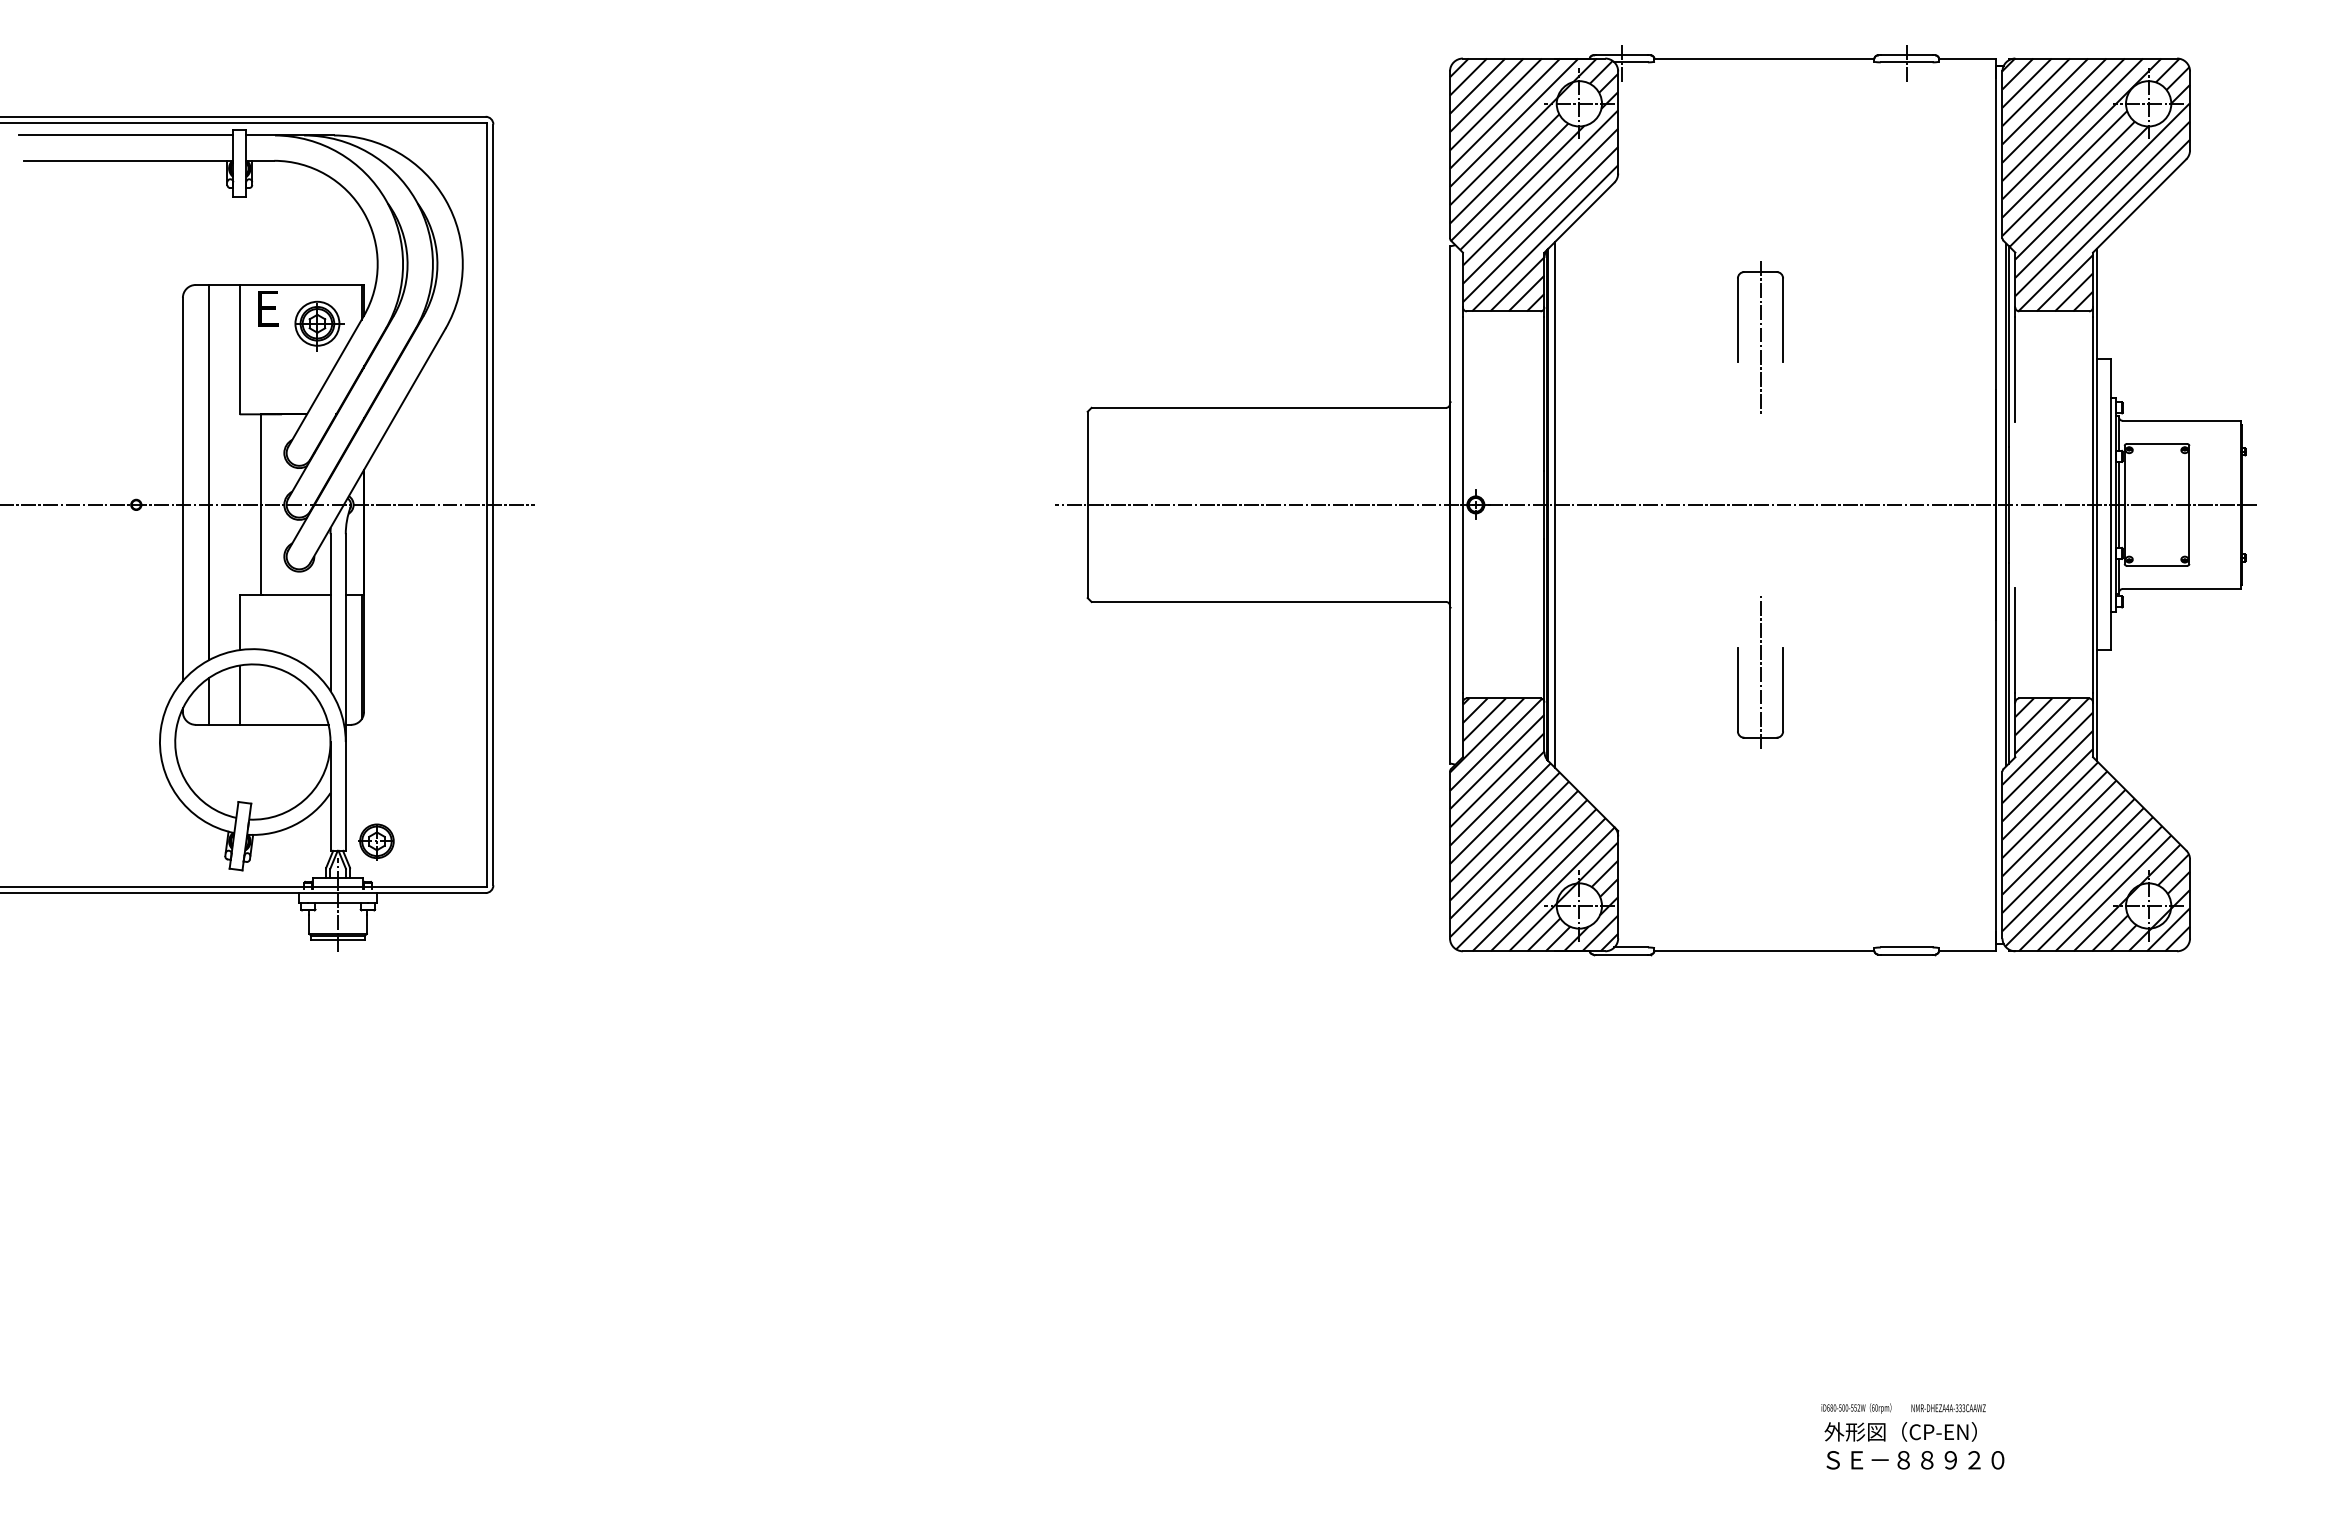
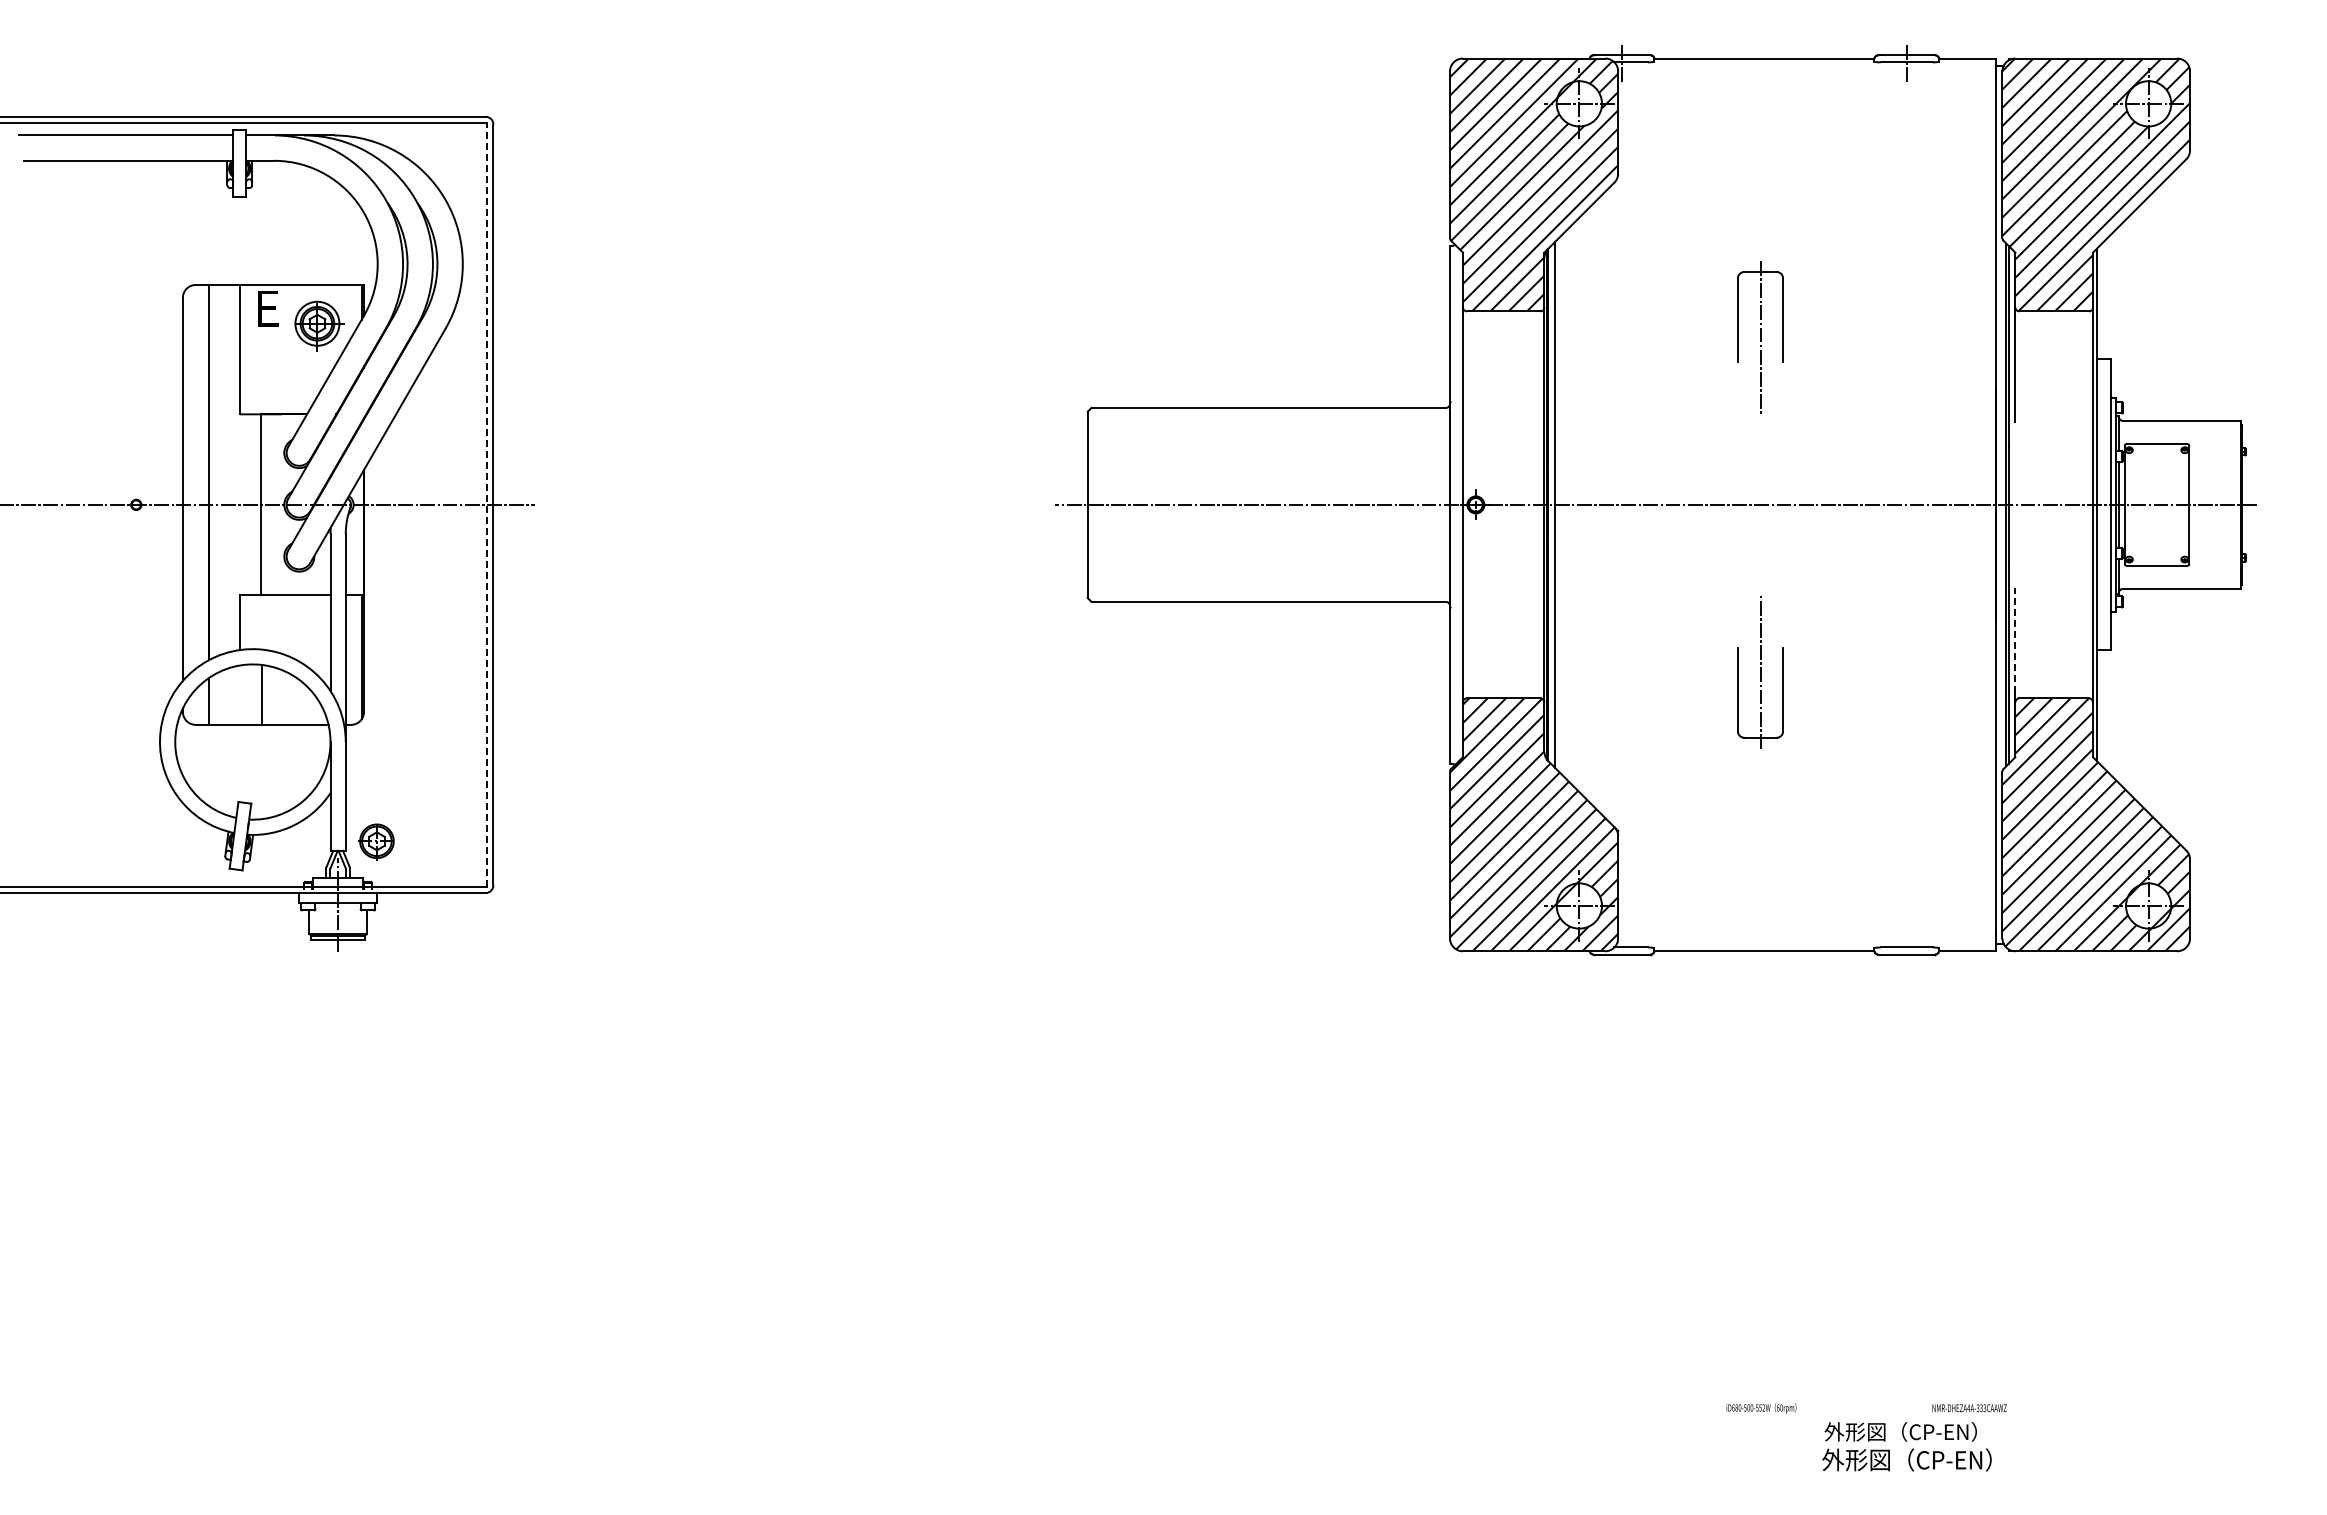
line: solid -> dashed (487, 504)
line: solid -> dashed (2015, 639)
line position: (239, 694) -> (261, 694) (261, 694)
text position: (1856, 1408) -> (1761, 1408) (1761, 1408)
text position: (1948, 1408) -> (1969, 1408) (1969, 1408)
text: ＳＥ－８８９２０ -> 外形図（CP-EN） (1913, 1459)
